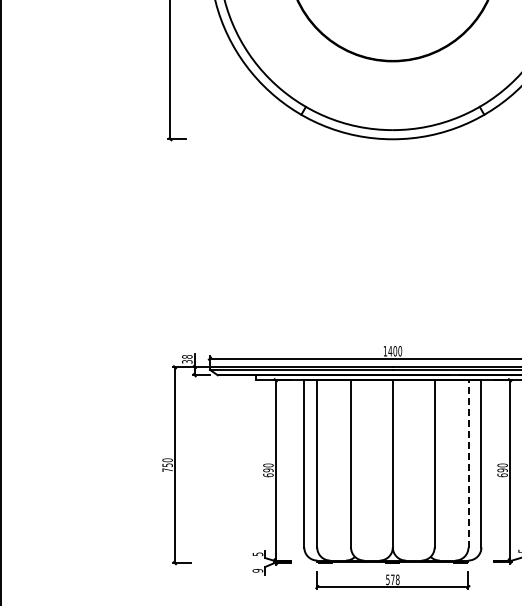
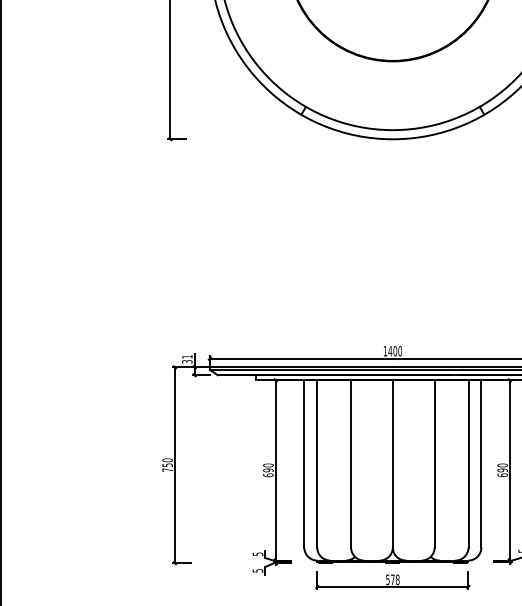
text: 38 -> 31 (187, 356)
line: dashed -> solid (468, 463)
text: 9 -> 5 (257, 570)
